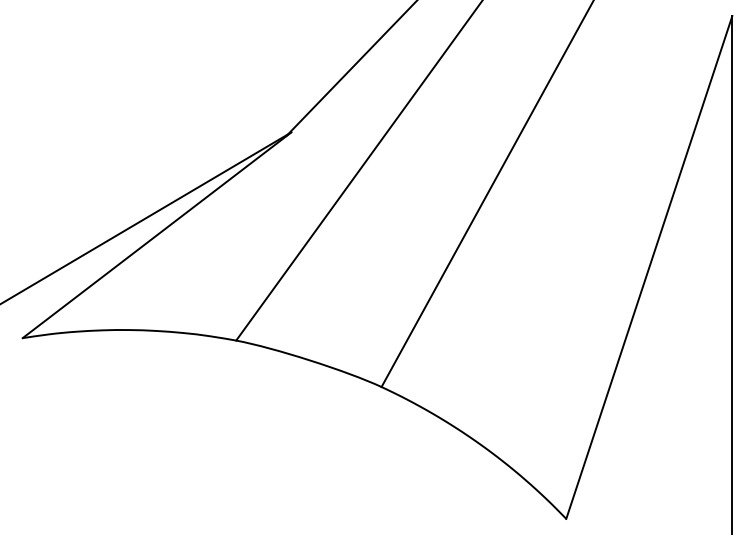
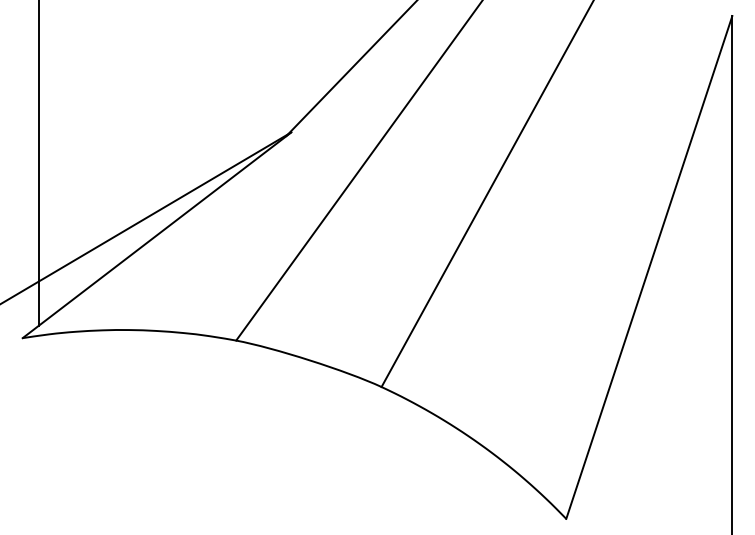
line: none -> present (38, 163)
